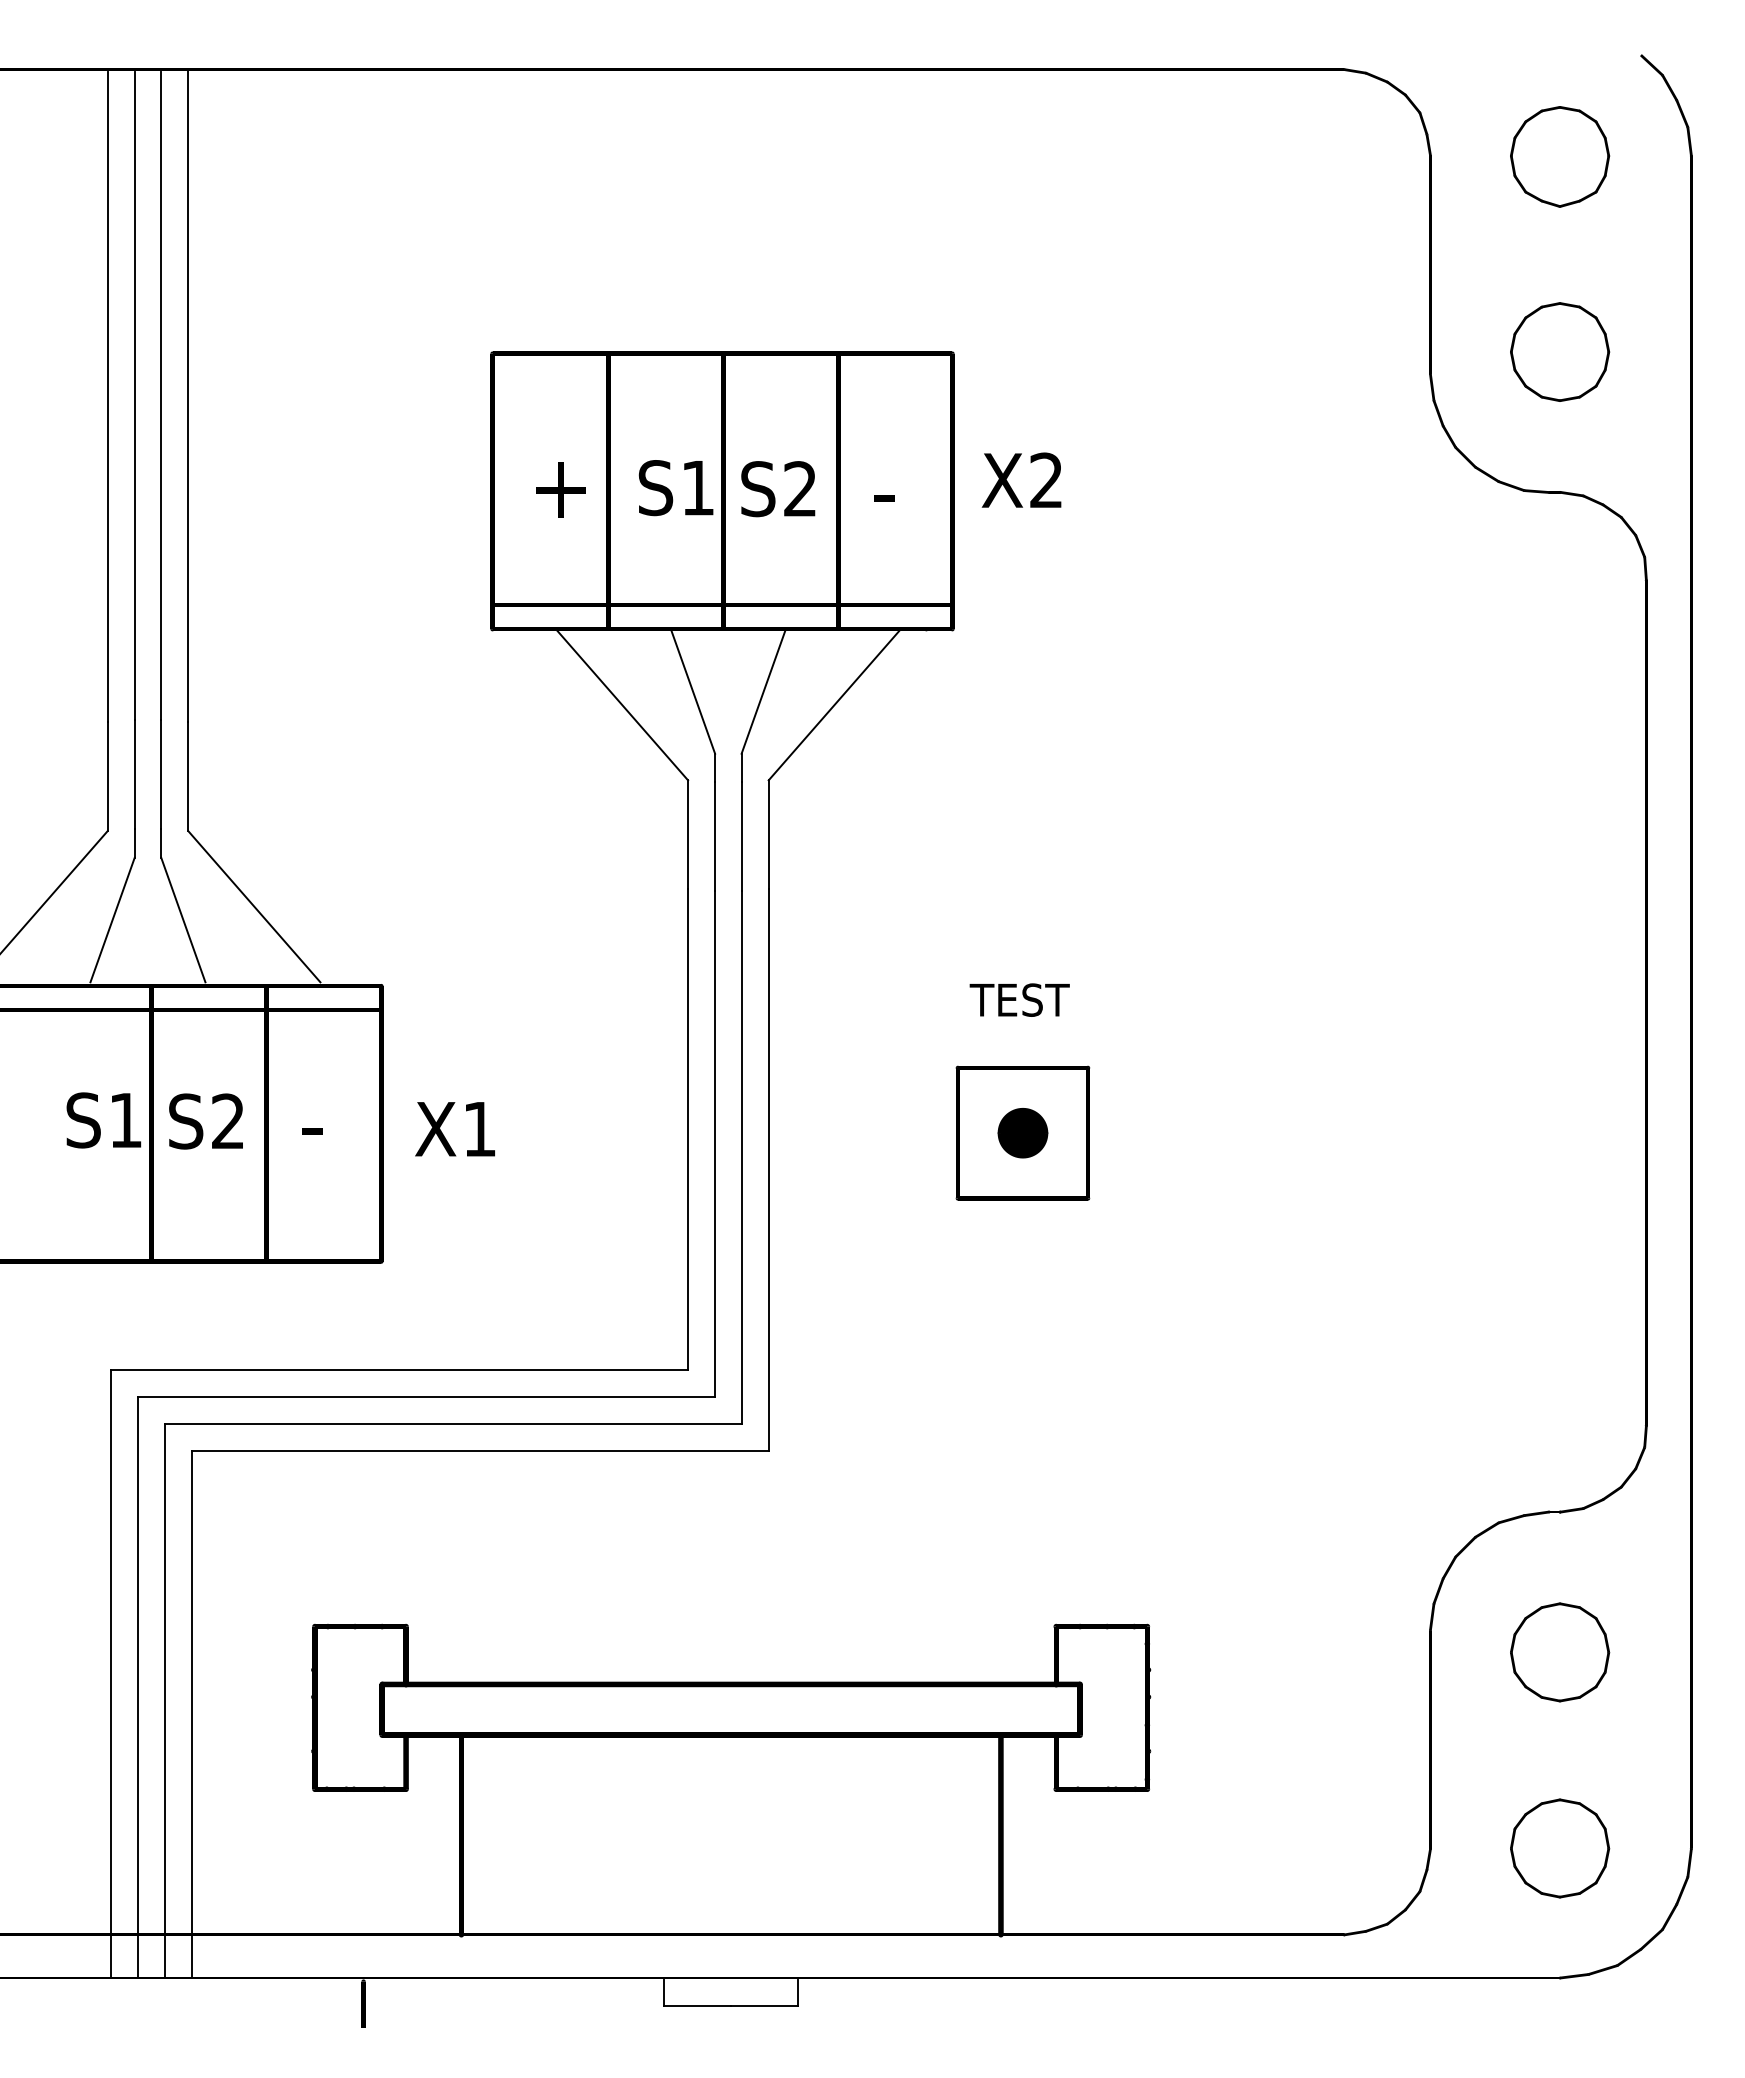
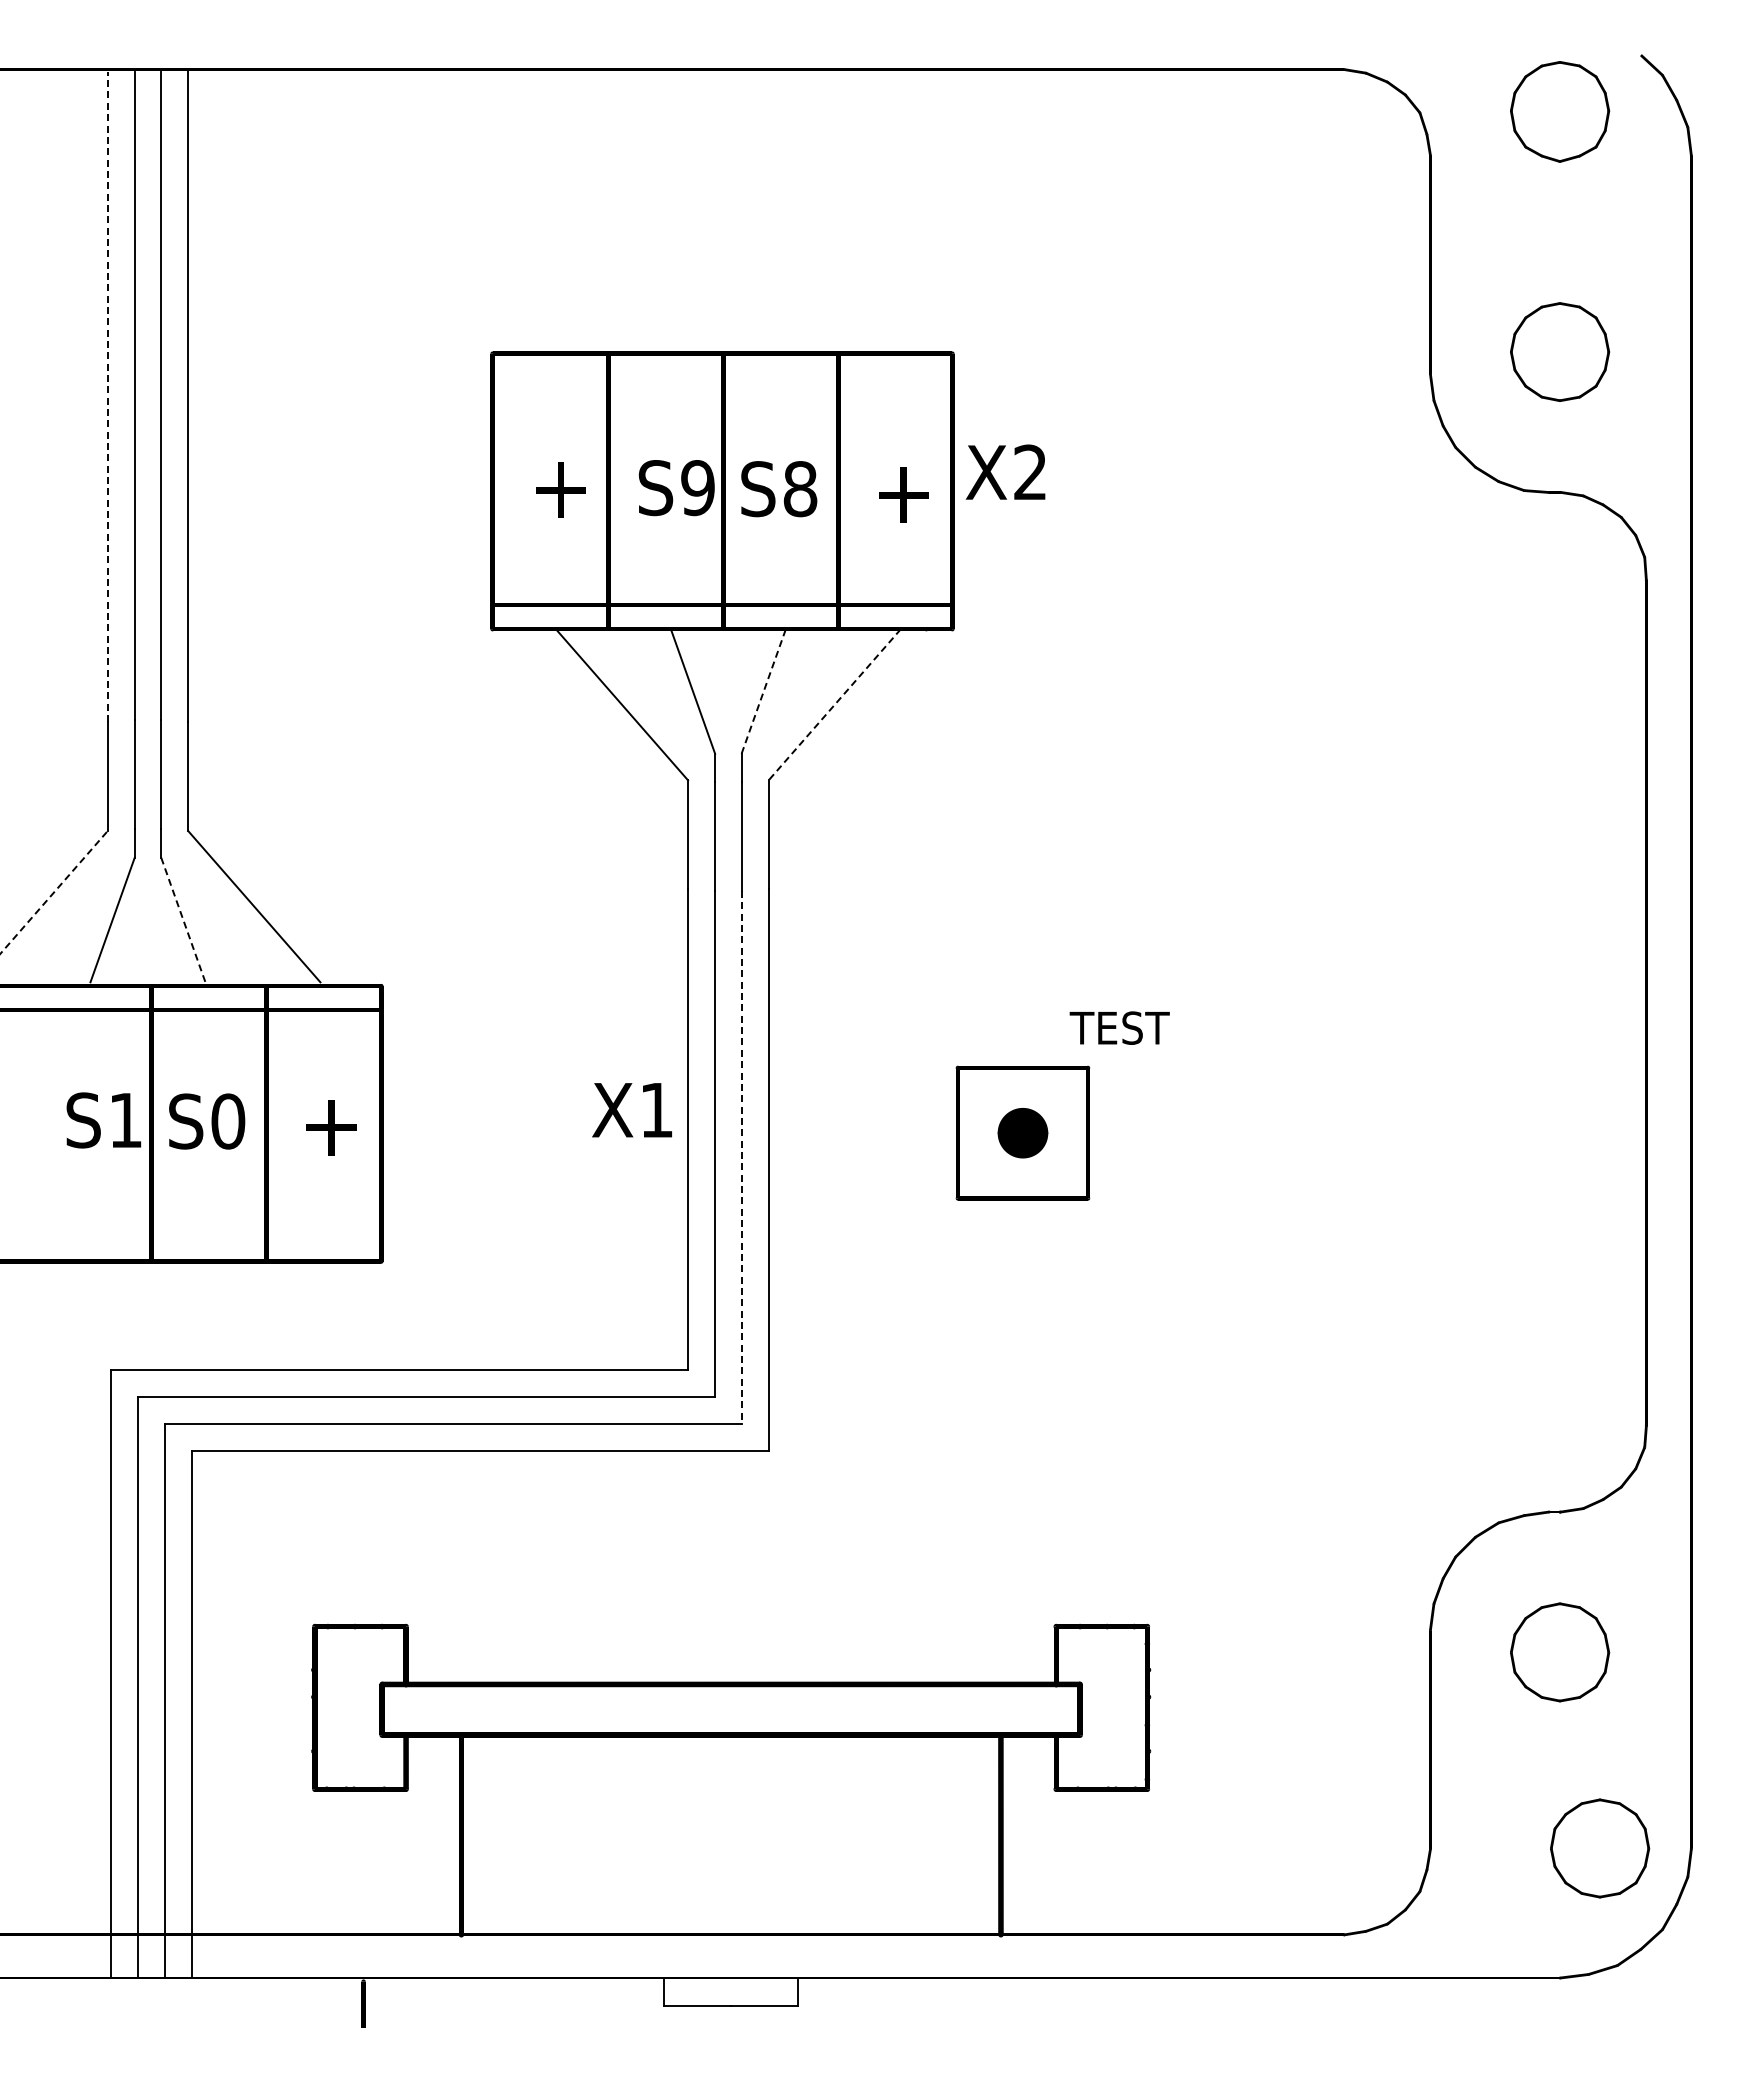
part position: (1560, 156) -> (1560, 111) (1560, 111)
line: solid -> dashed (107, 396)
text position: (1021, 479) -> (1005, 471) (1005, 471)
text: S1 -> S9 (697, 488)
text: S2 -> S8 (800, 489)
text: - -> + (901, 494)
line: solid -> dashed (763, 691)
line: solid -> dashed (834, 705)
line: solid -> dashed (54, 892)
line: solid -> dashed (183, 920)
text position: (1019, 999) -> (1119, 1027) (1119, 1027)
text: S2 -> S0 (228, 1121)
text: - -> + (329, 1127)
text position: (454, 1129) -> (631, 1110) (631, 1110)
line: solid -> dashed (741, 1158)
part position: (1560, 1848) -> (1600, 1848) (1600, 1848)
